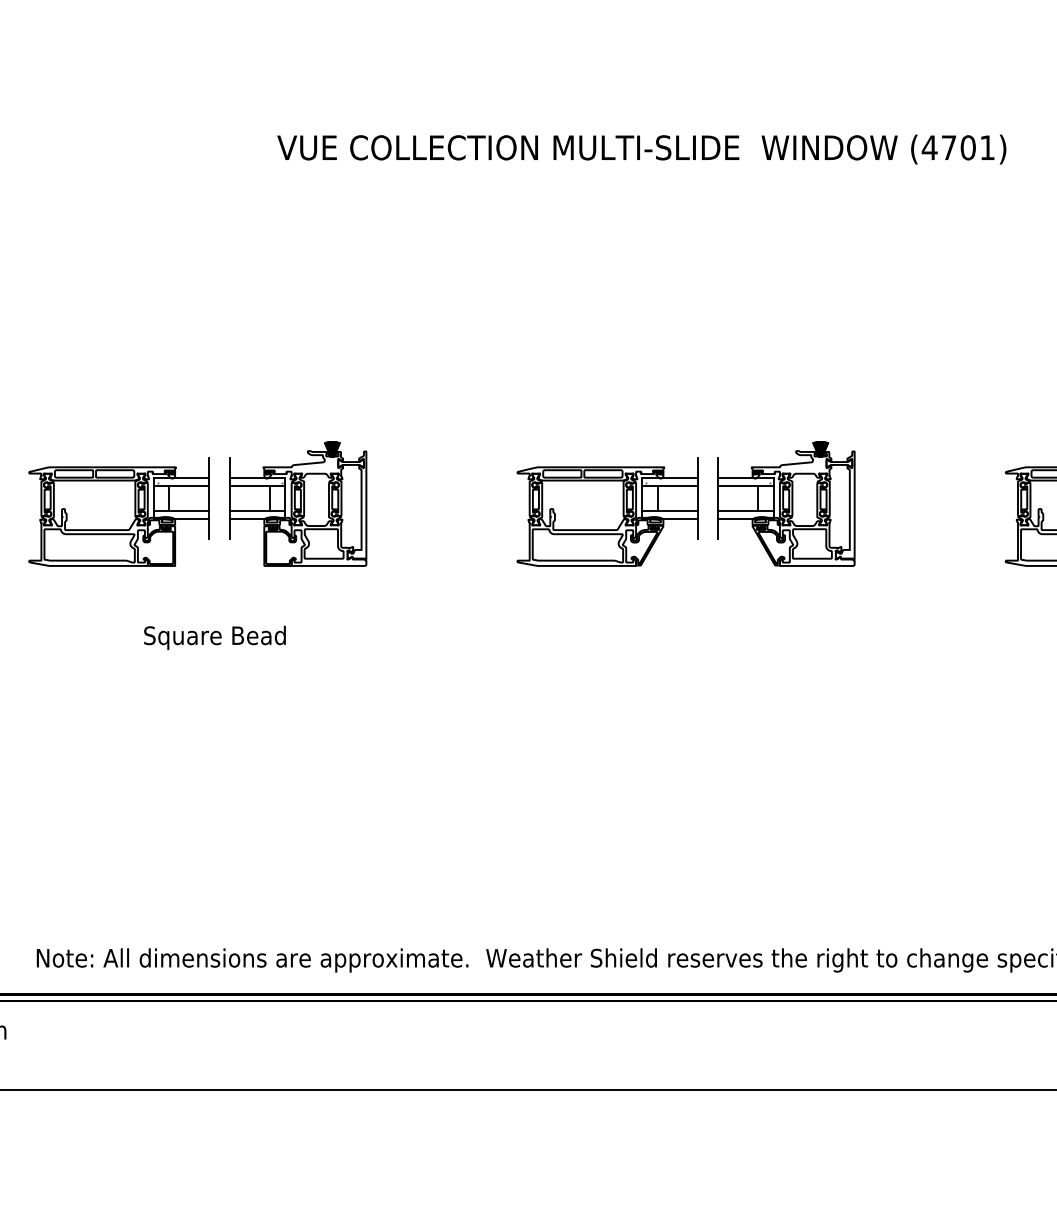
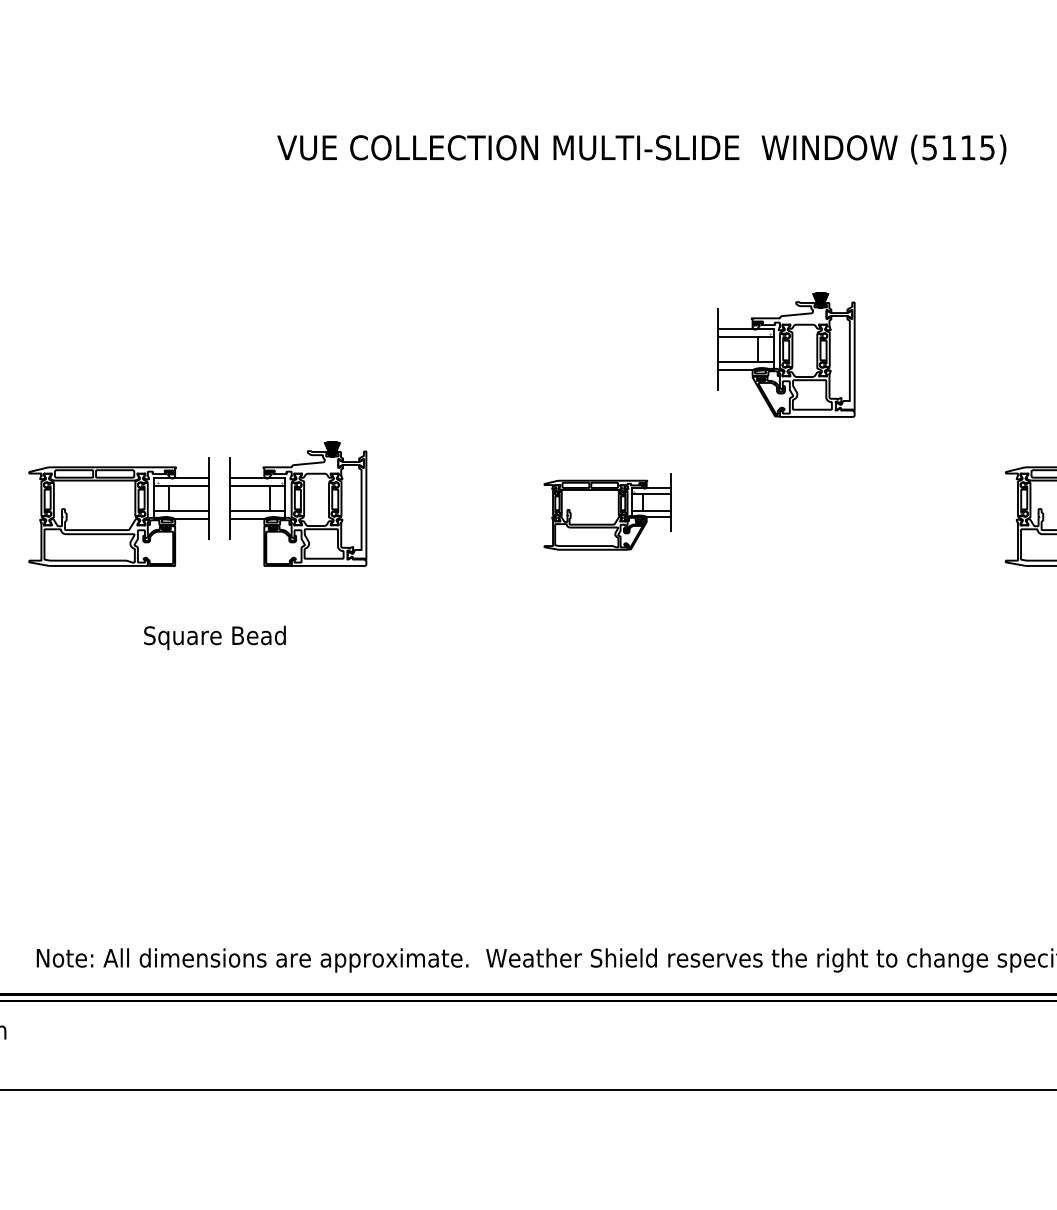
text: (4701) -> (5115) (957, 147)
part position: (786, 503) -> (786, 354) (786, 354)
part size: 183x110 px -> 129x78 px (607, 511)
